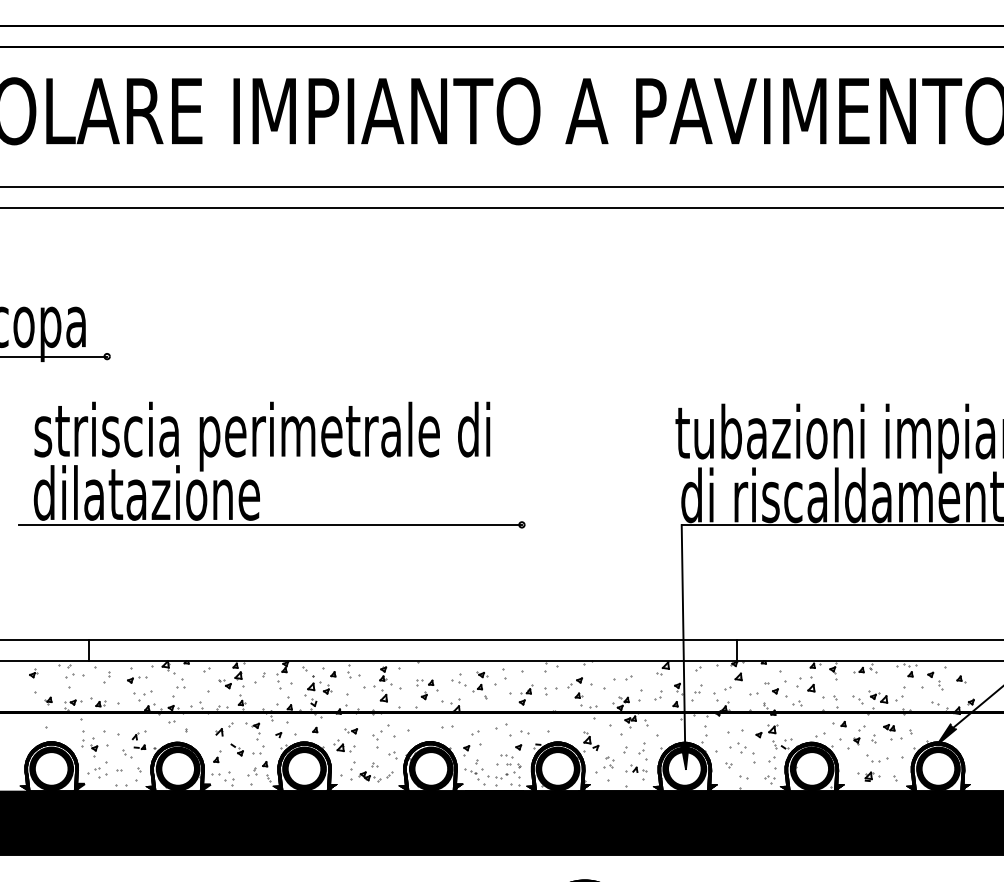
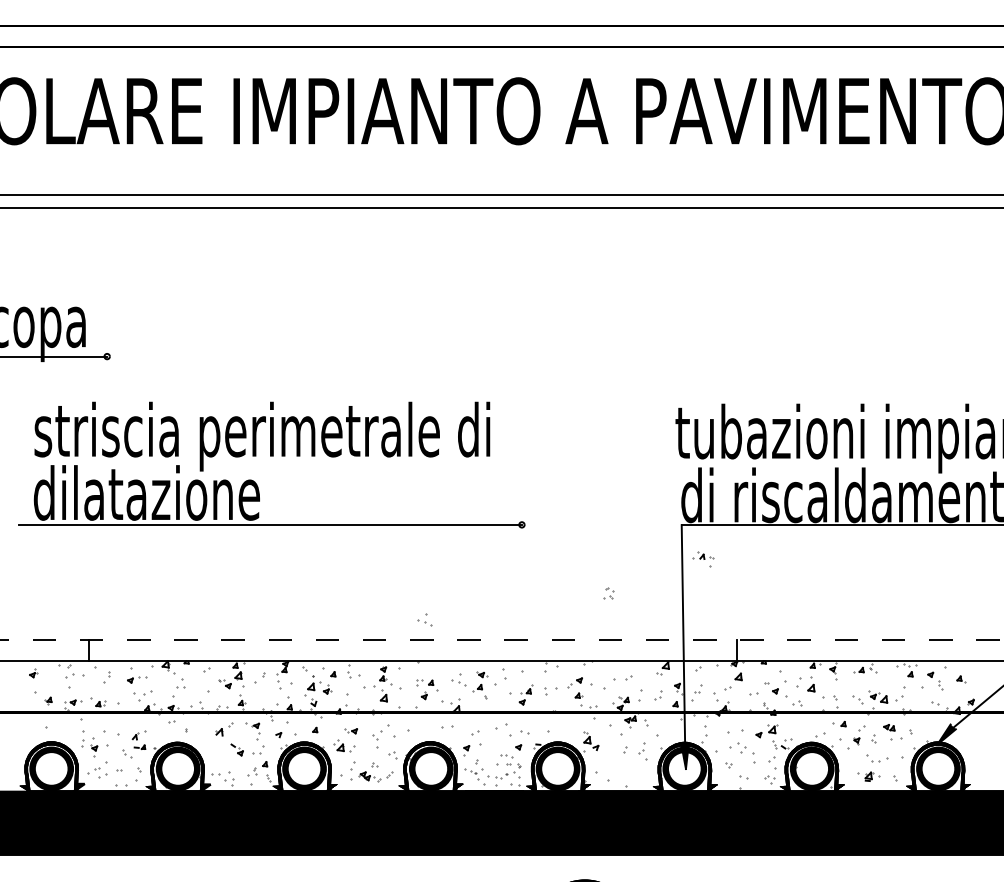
line position: (501, 187) -> (501, 195) (501, 195)
part: none -> present (424, 619)
line: solid -> dashed (502, 639)
part: present -> none (217, 756)
part position: (608, 762) -> (608, 593) (608, 593)
part position: (636, 772) -> (703, 559) (703, 559)
